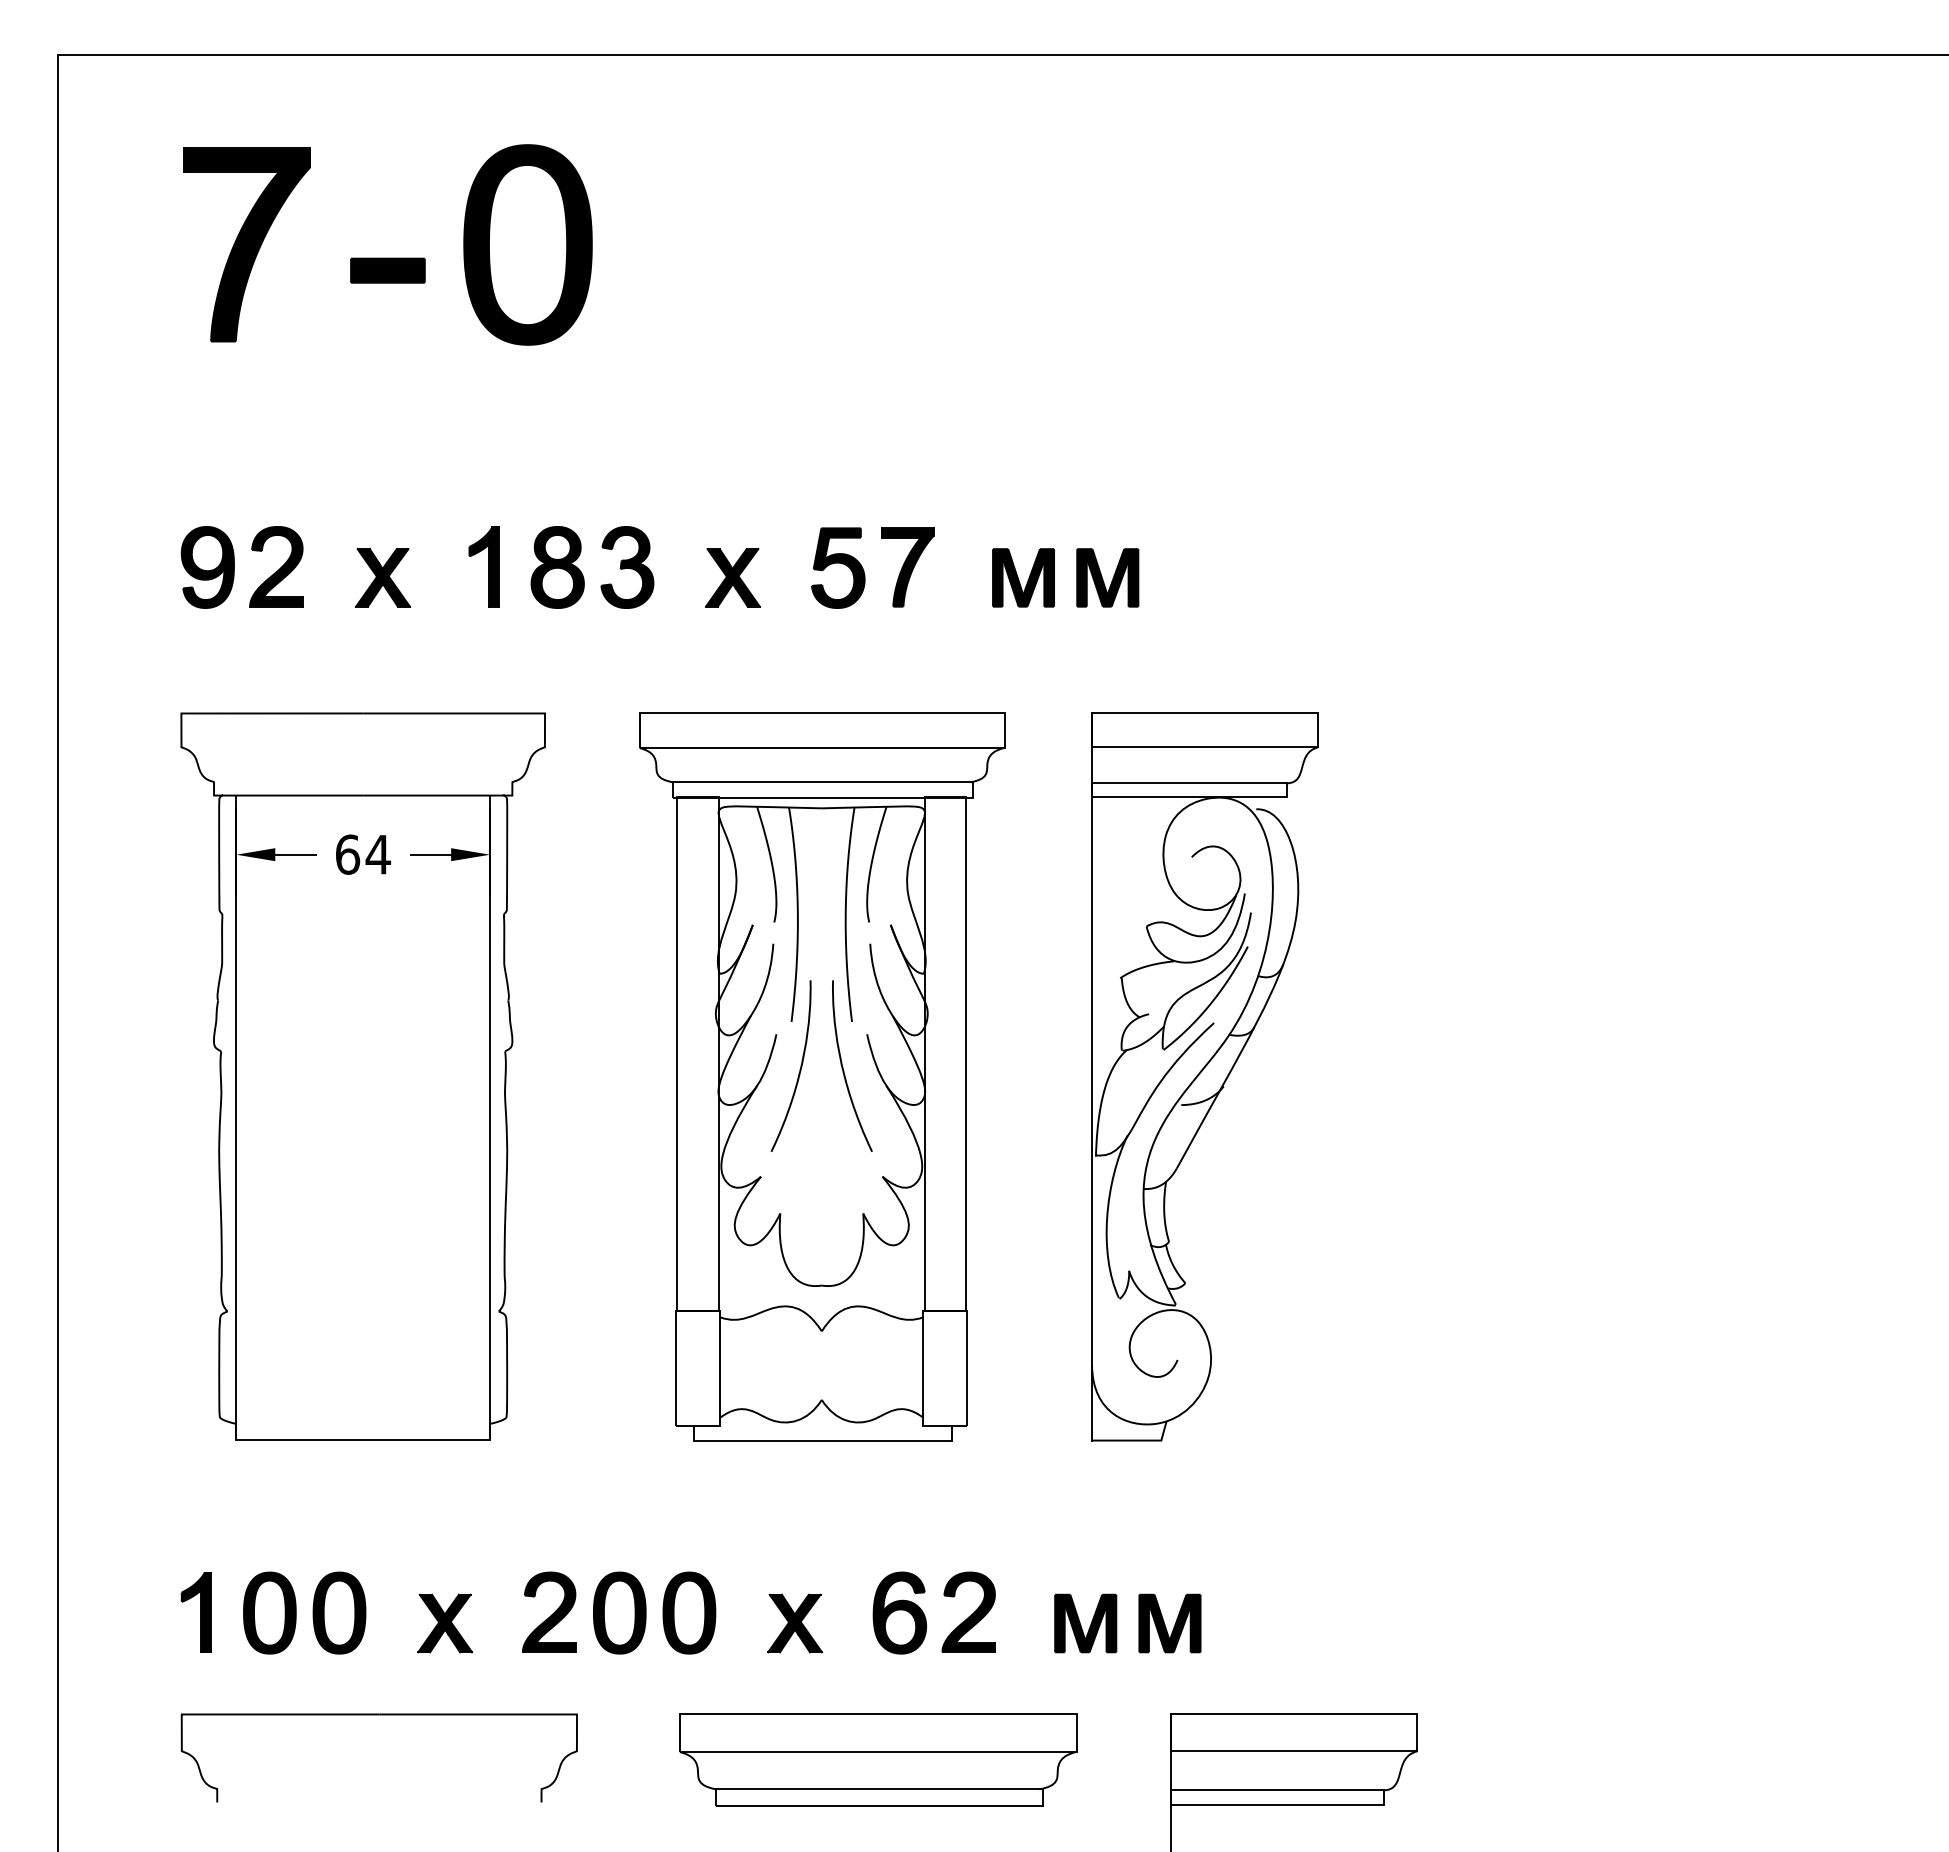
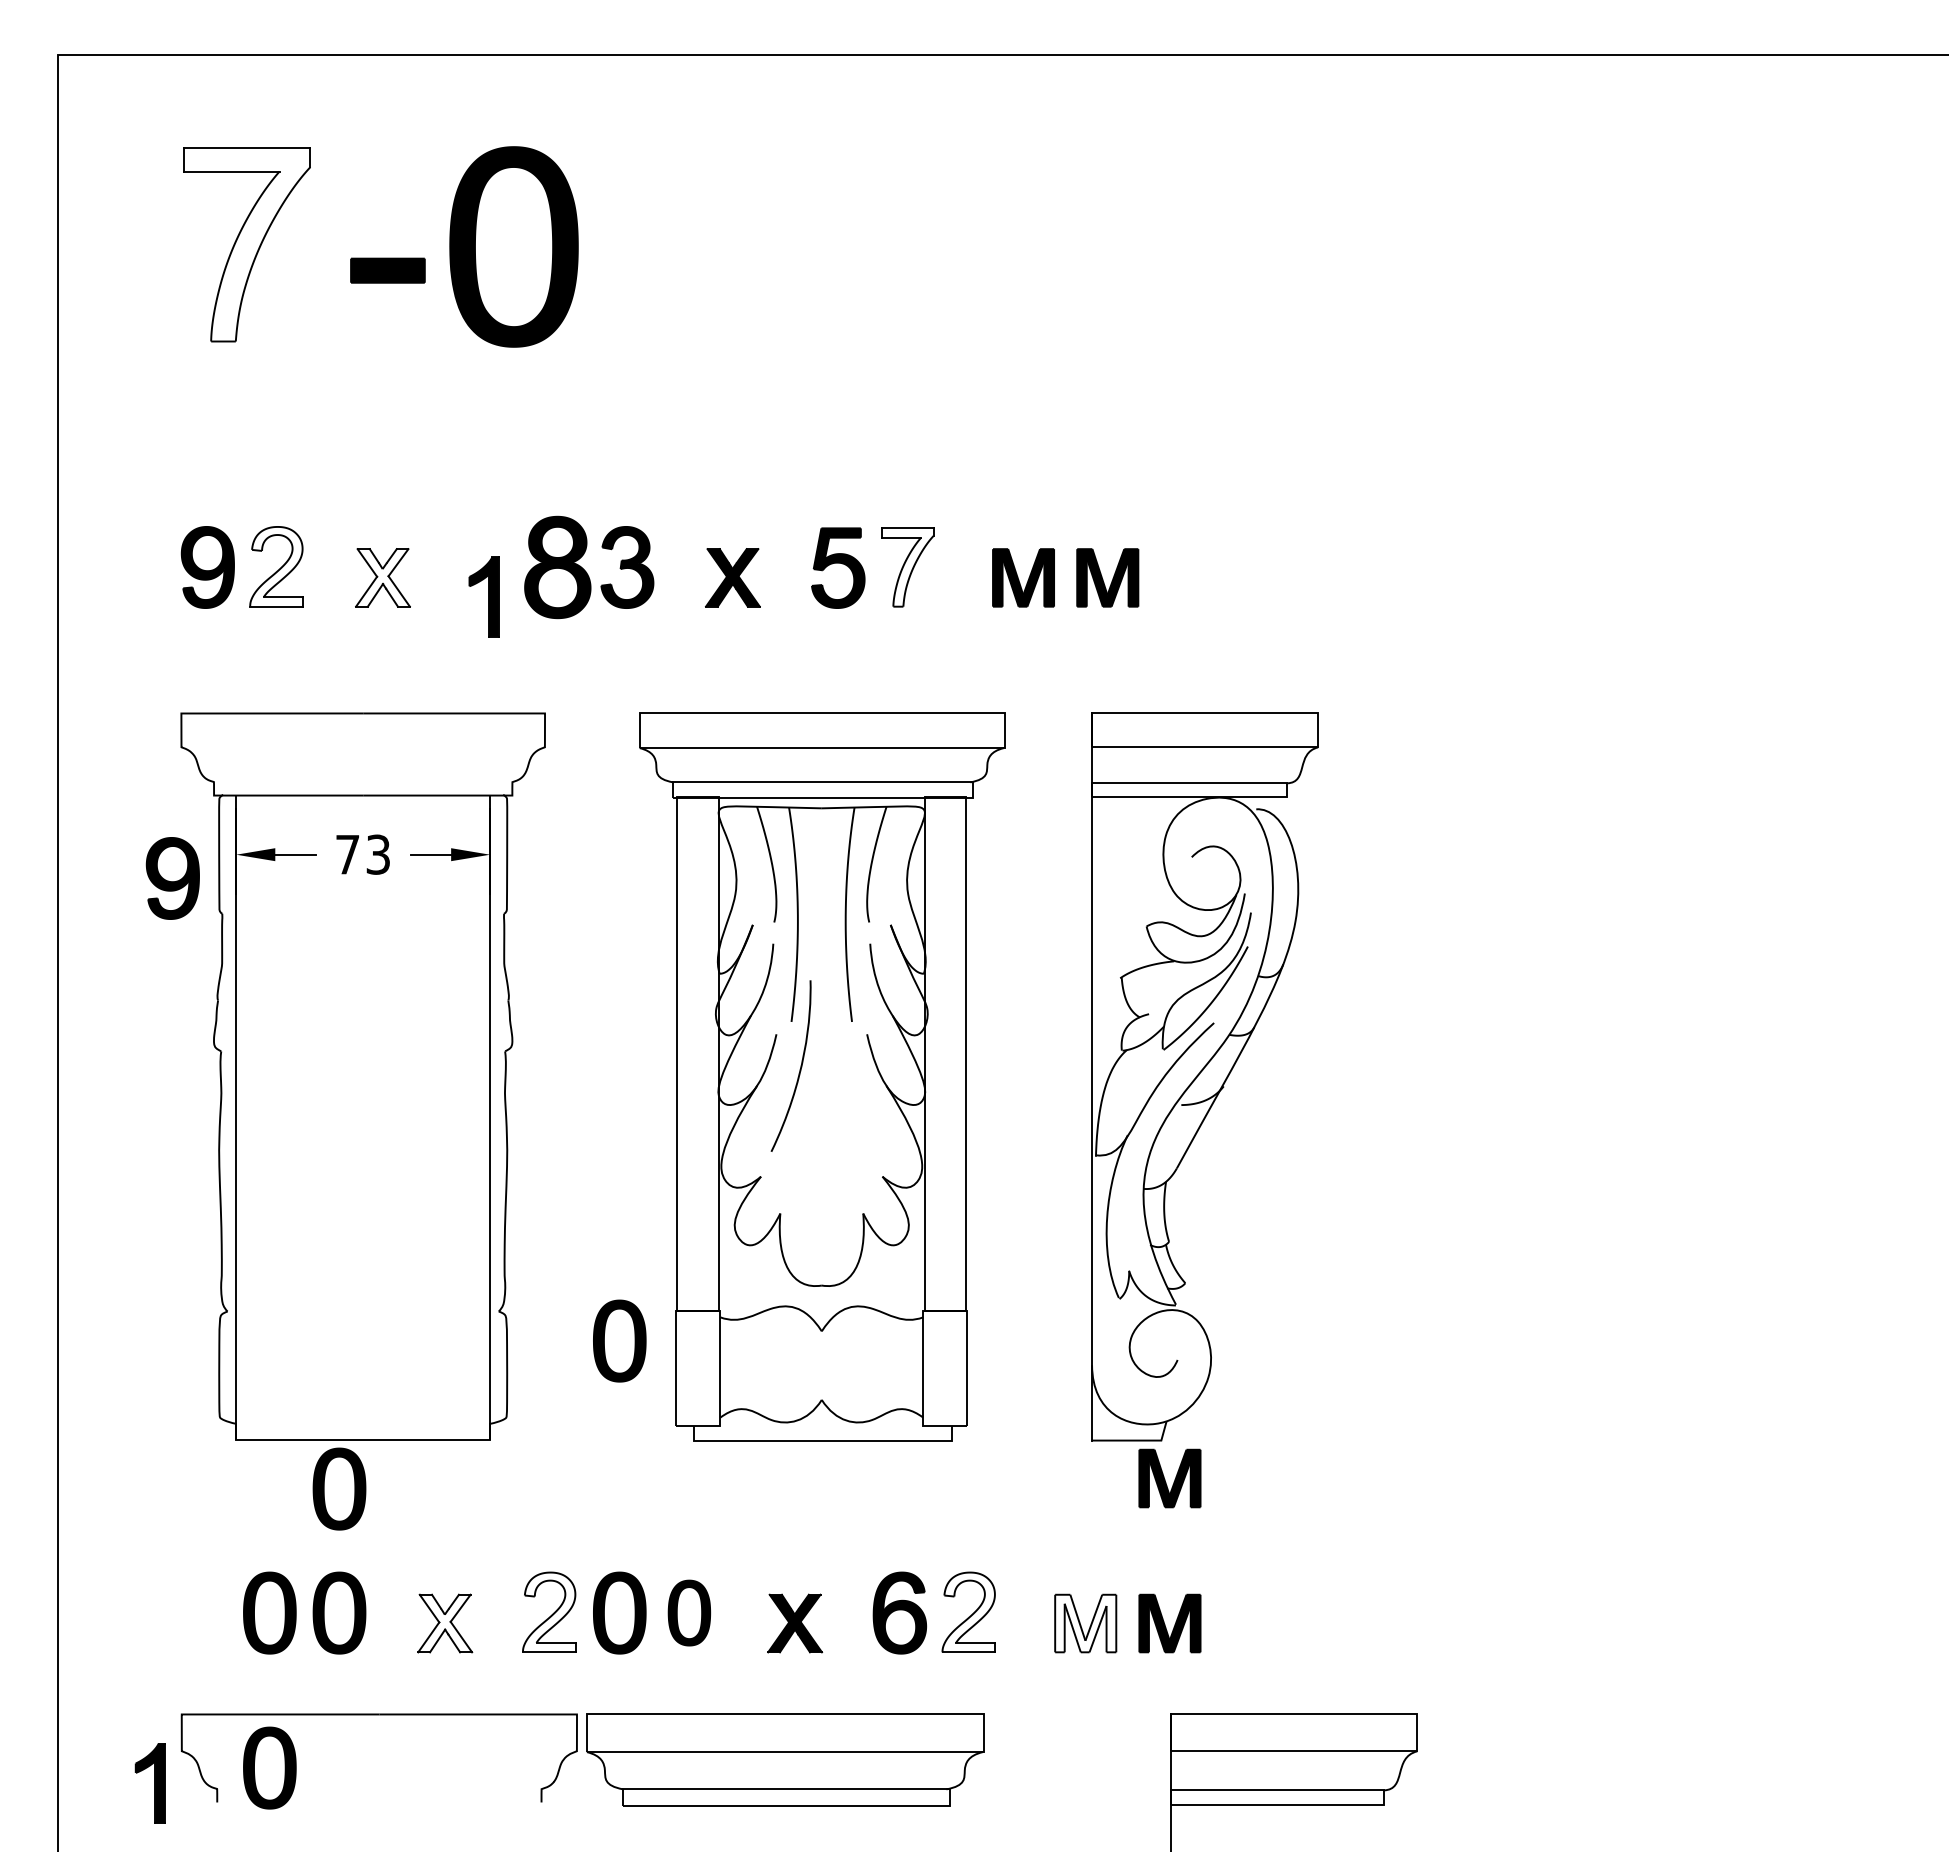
fill: present -> none (246, 244)
part position: (527, 244) -> (513, 246) (513, 246)
fill: present -> none (276, 566)
part position: (483, 566) -> (483, 596) (483, 596)
part size: 55x83 px -> 68x105 px (557, 567)
fill: present -> none (907, 567)
fill: present -> none (382, 577)
text: 64 -> 73 (363, 854)
part: none -> present (172, 878)
curve: present -> none (843, 1066)
part: none -> present (619, 1340)
part: none -> present (1169, 1478)
part: none -> present (339, 1488)
part position: (195, 1612) -> (149, 1783) (149, 1783)
fill: present -> none (548, 1612)
part size: 55x84 px -> 45x68 px (689, 1612)
fill: present -> none (968, 1612)
fill: present -> none (445, 1623)
fill: present -> none (1085, 1623)
part position: (878, 1759) -> (785, 1759) (785, 1759)
part: none -> present (269, 1767)
